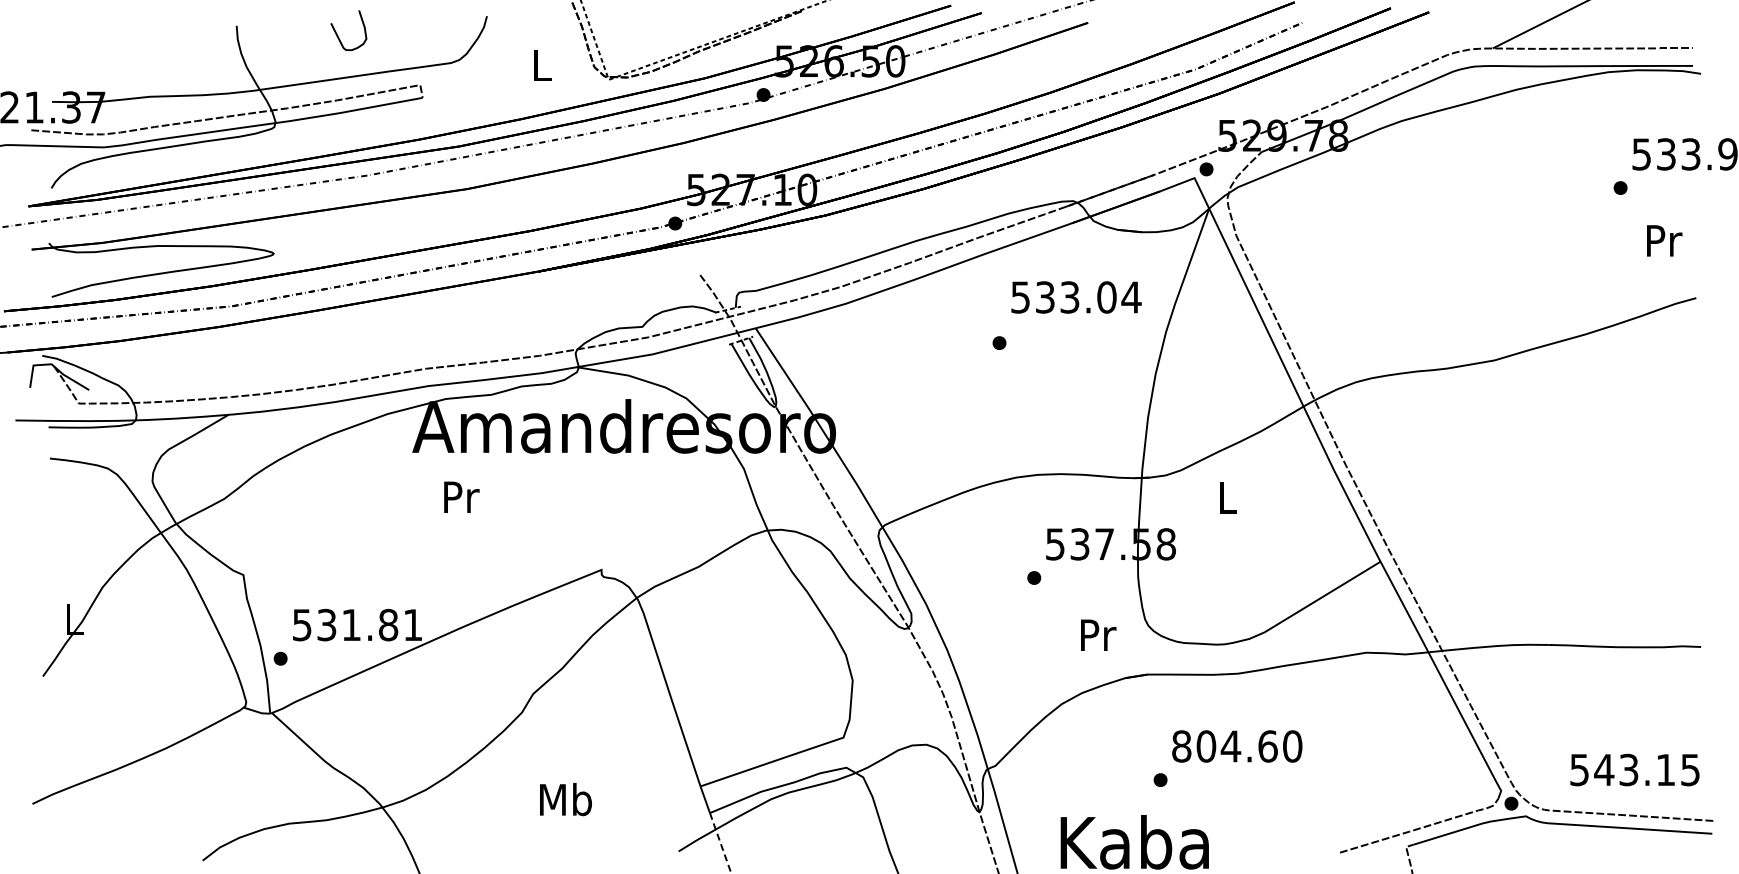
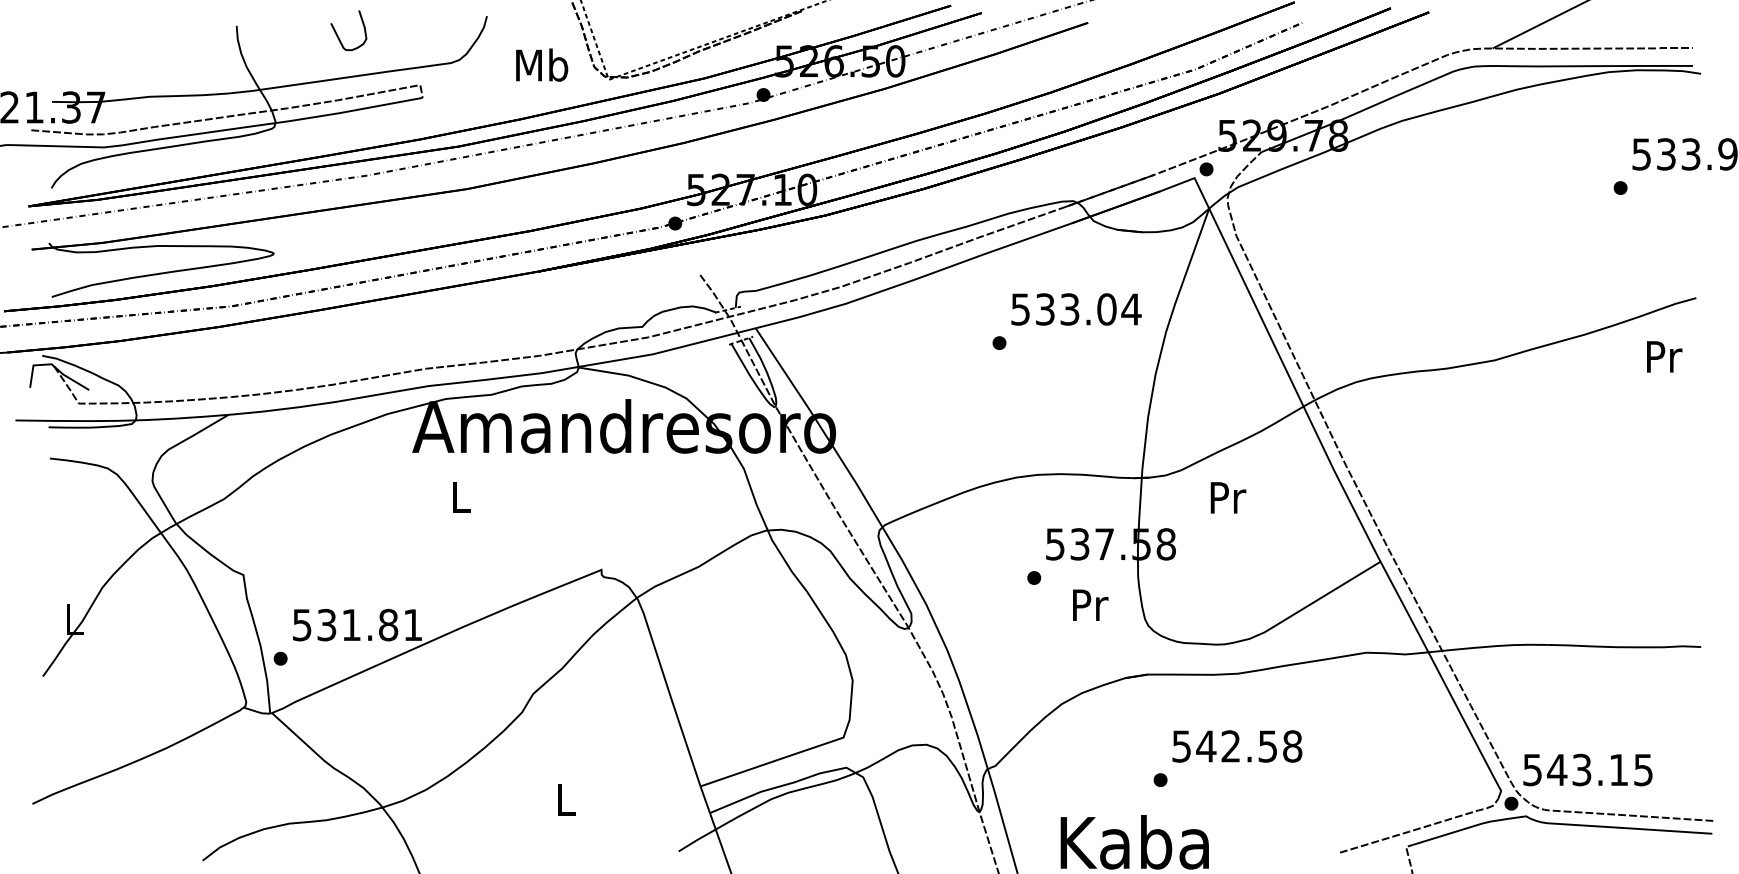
text: L -> Mb (542, 64)
text position: (1664, 240) -> (1664, 356) (1664, 356)
text position: (1076, 297) -> (1076, 309) (1076, 309)
text: Pr -> L (461, 496)
text: L -> Pr (1228, 497)
text position: (1098, 634) -> (1090, 604) (1090, 604)
text: 804.60 -> 542.58 (1237, 746)
text position: (1634, 769) -> (1587, 769) (1587, 769)
text: Mb -> L (565, 799)
line: dashed -> solid (720, 843)
